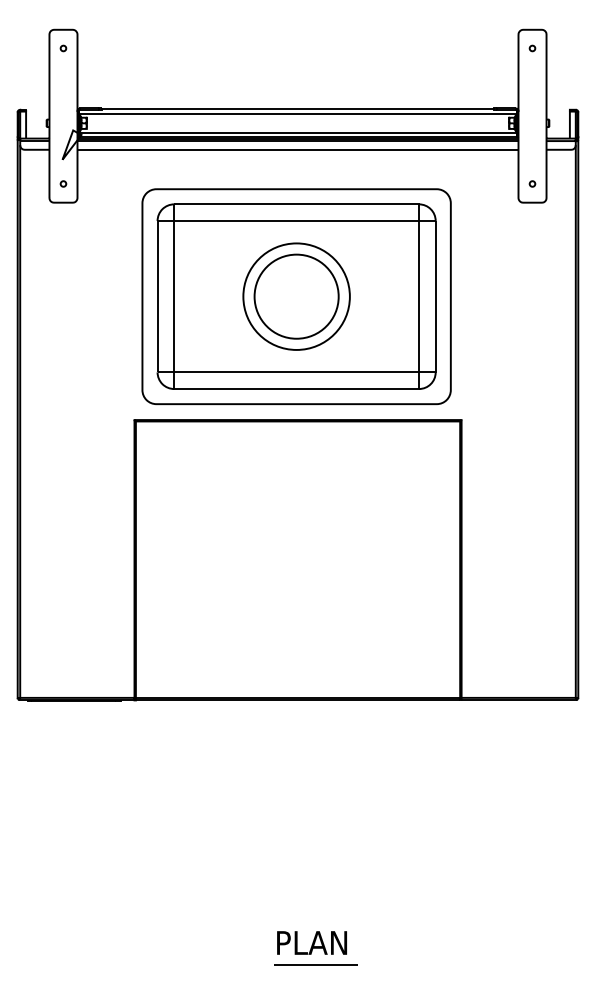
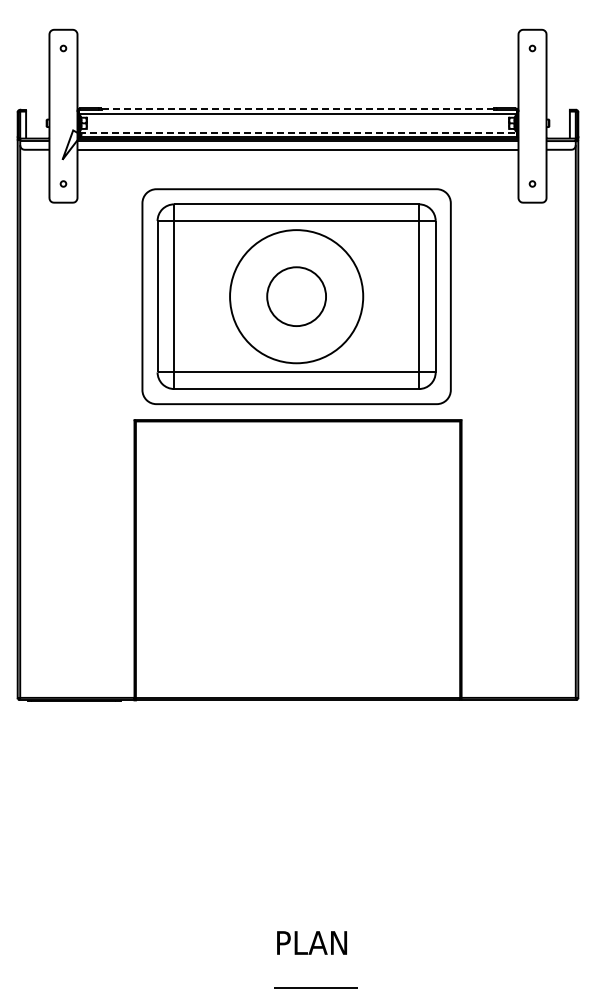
line: solid -> dashed (298, 109)
line: solid -> dashed (298, 132)
circle diameter: 107 px -> 133 px (296, 296)
circle diameter: 84 px -> 59 px (296, 296)
line position: (315, 964) -> (315, 987) (315, 987)
